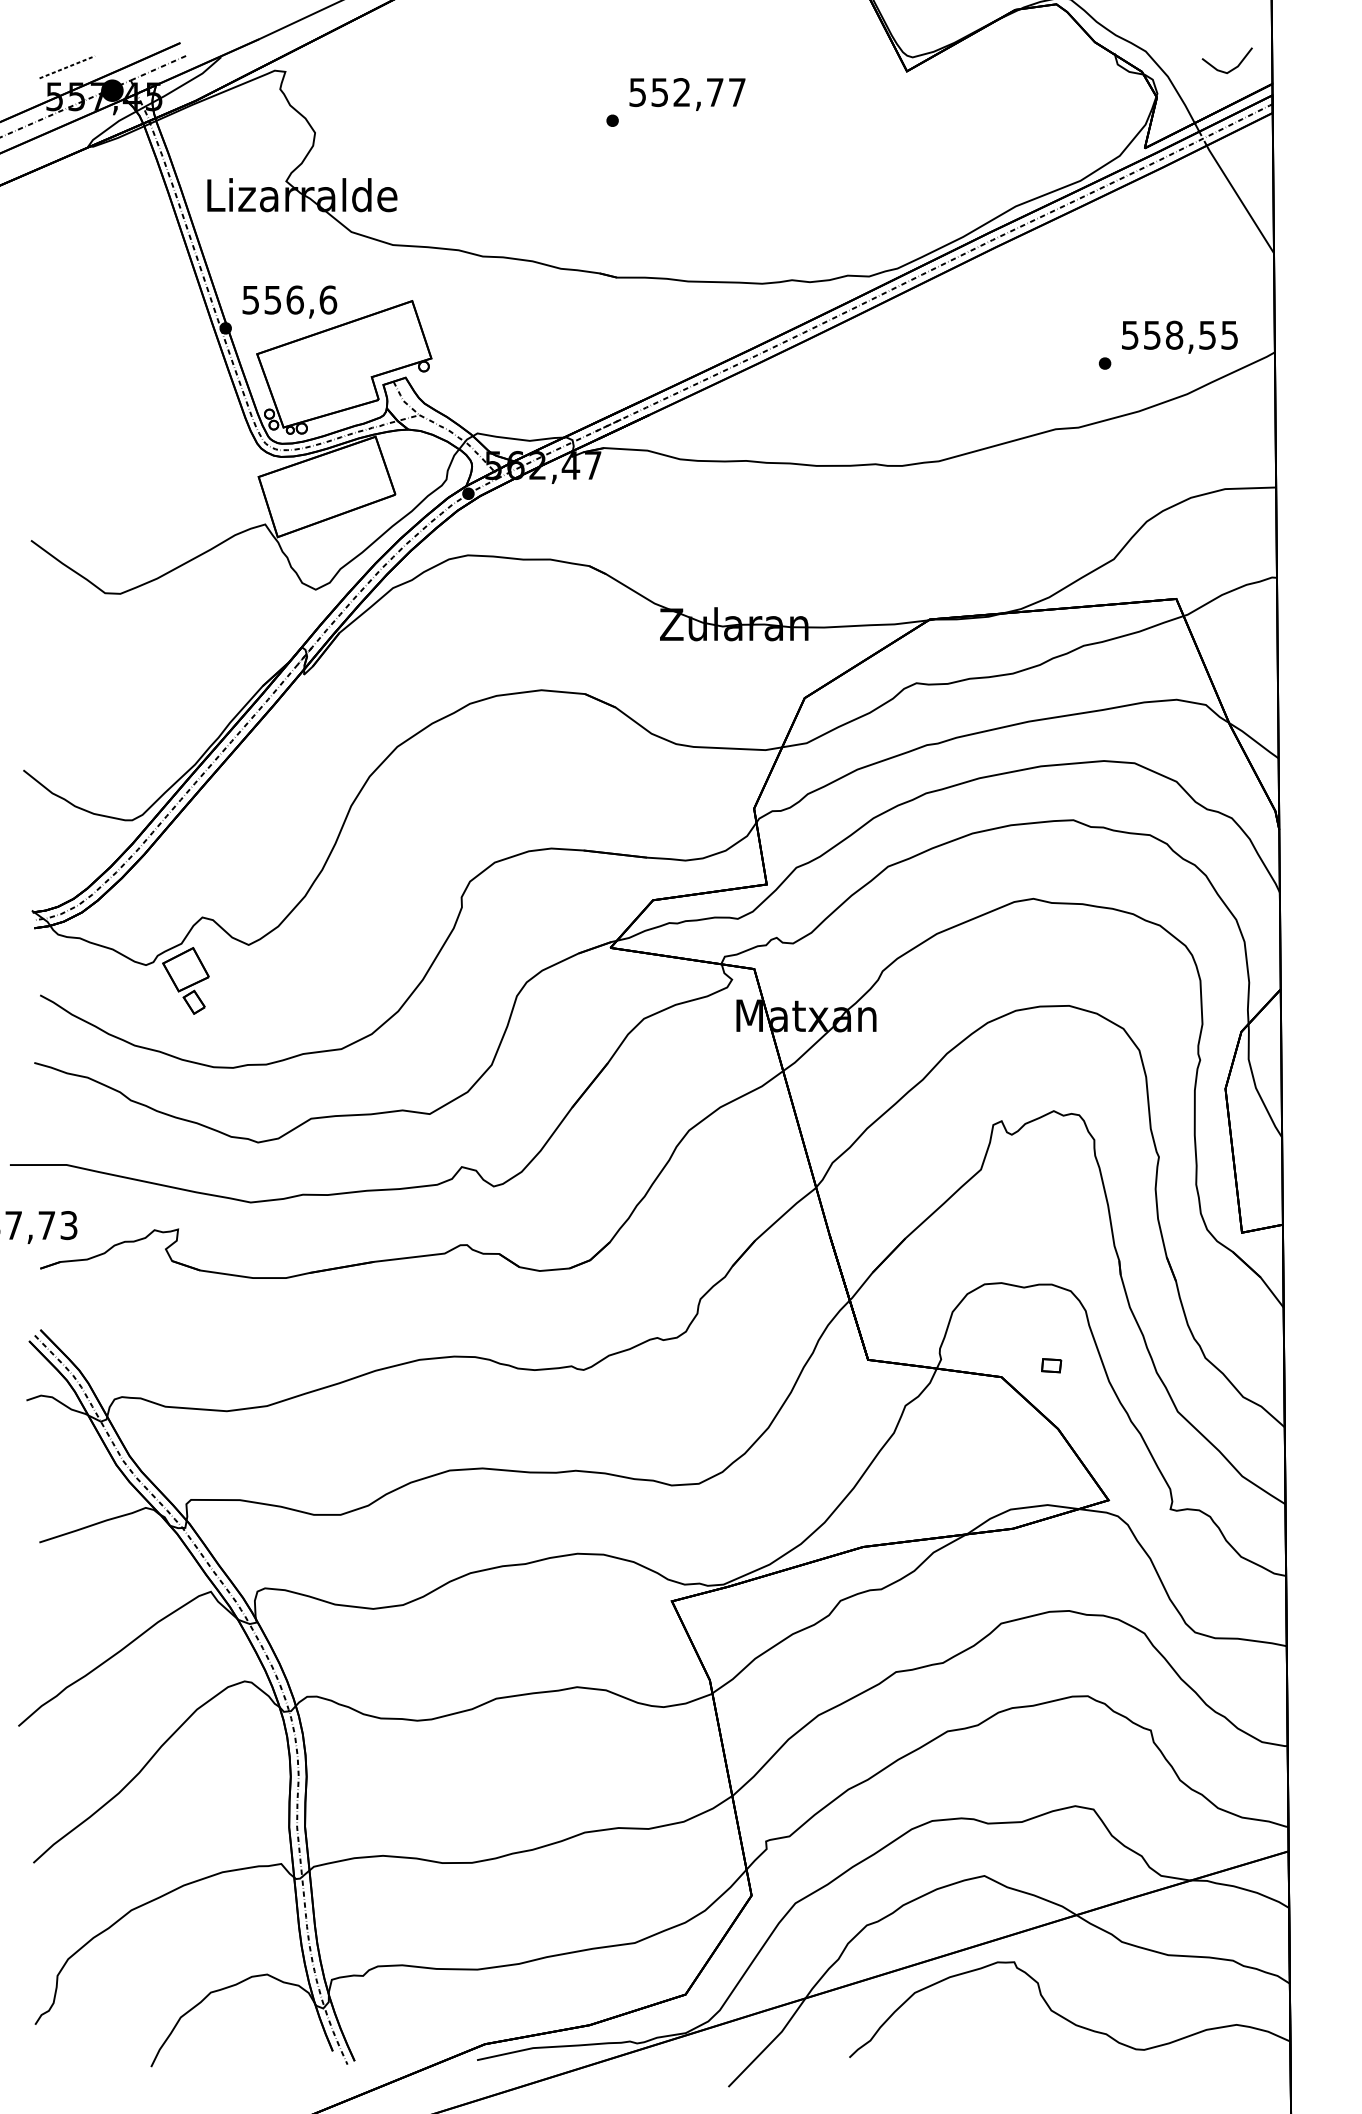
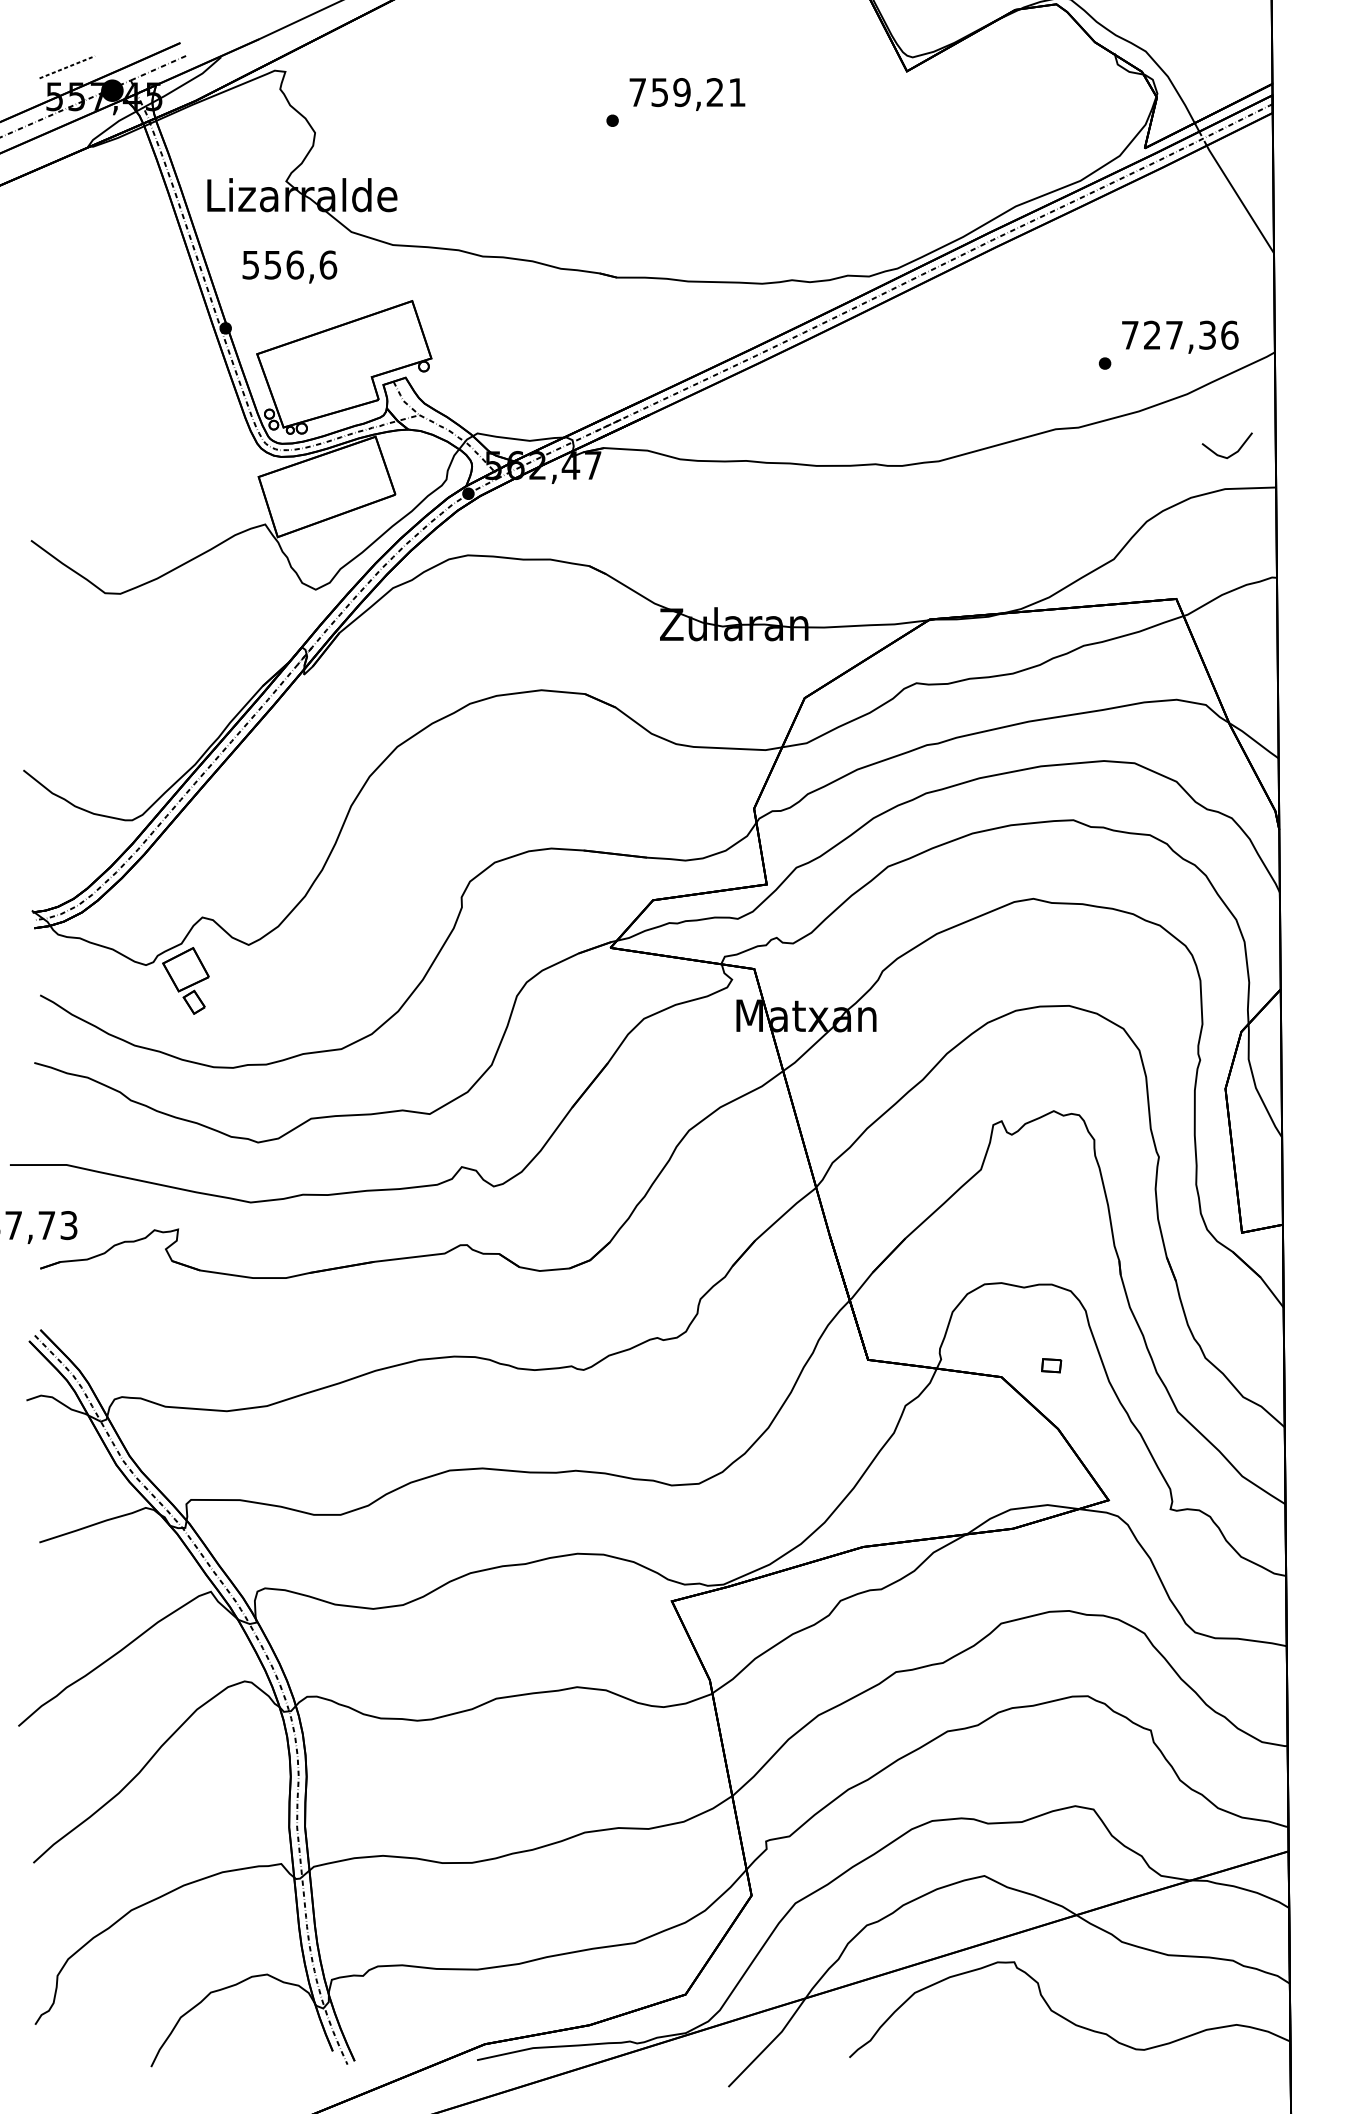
line position: (1232, 68) -> (1232, 453) (1232, 453)
text: 552,77 -> 759,21 (687, 92)
text position: (289, 301) -> (289, 266) (289, 266)
text: 558,55 -> 727,36 (1180, 334)
